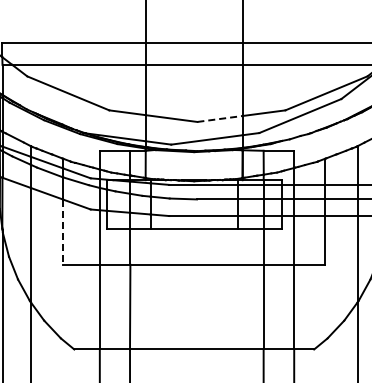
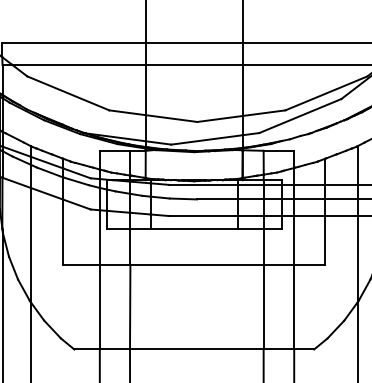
line: dashed -> solid (220, 118)
line: dashed -> solid (63, 232)
